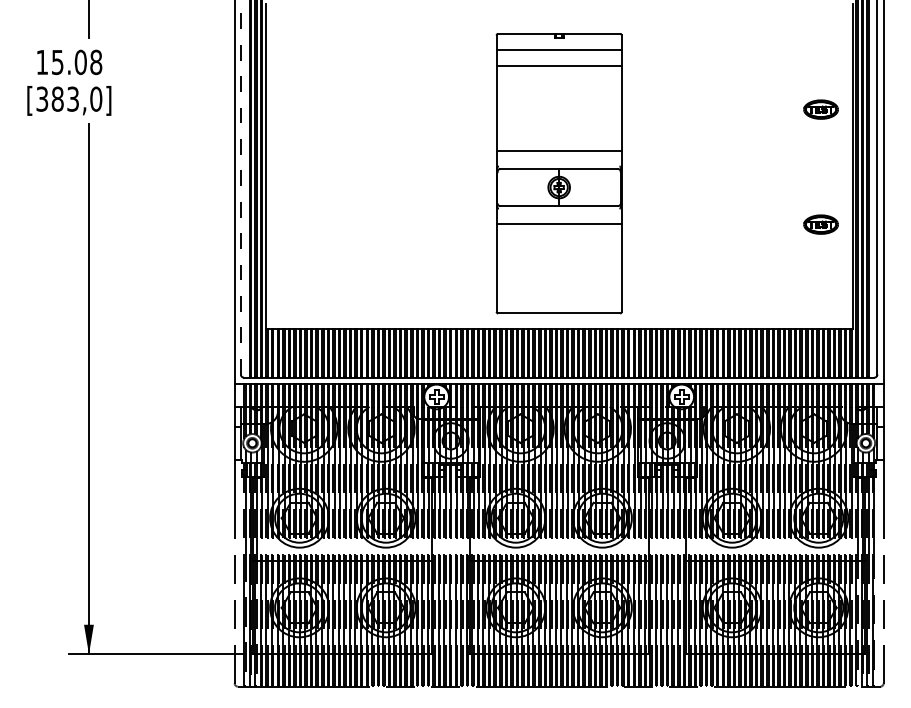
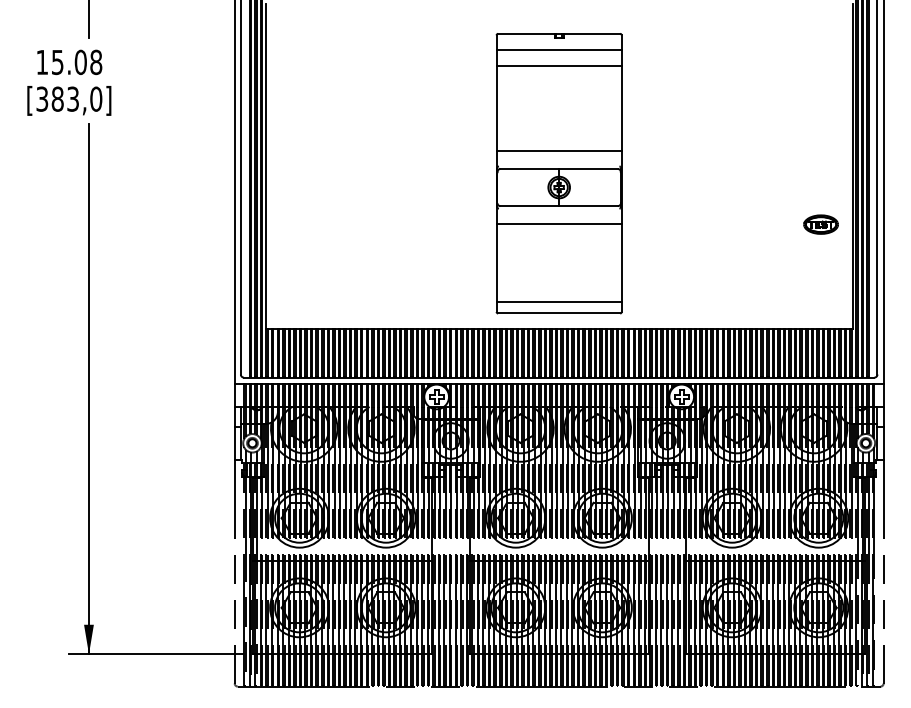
part: present -> none (820, 109)
line: dashed -> solid (240, 187)
line: none -> present (558, 301)
